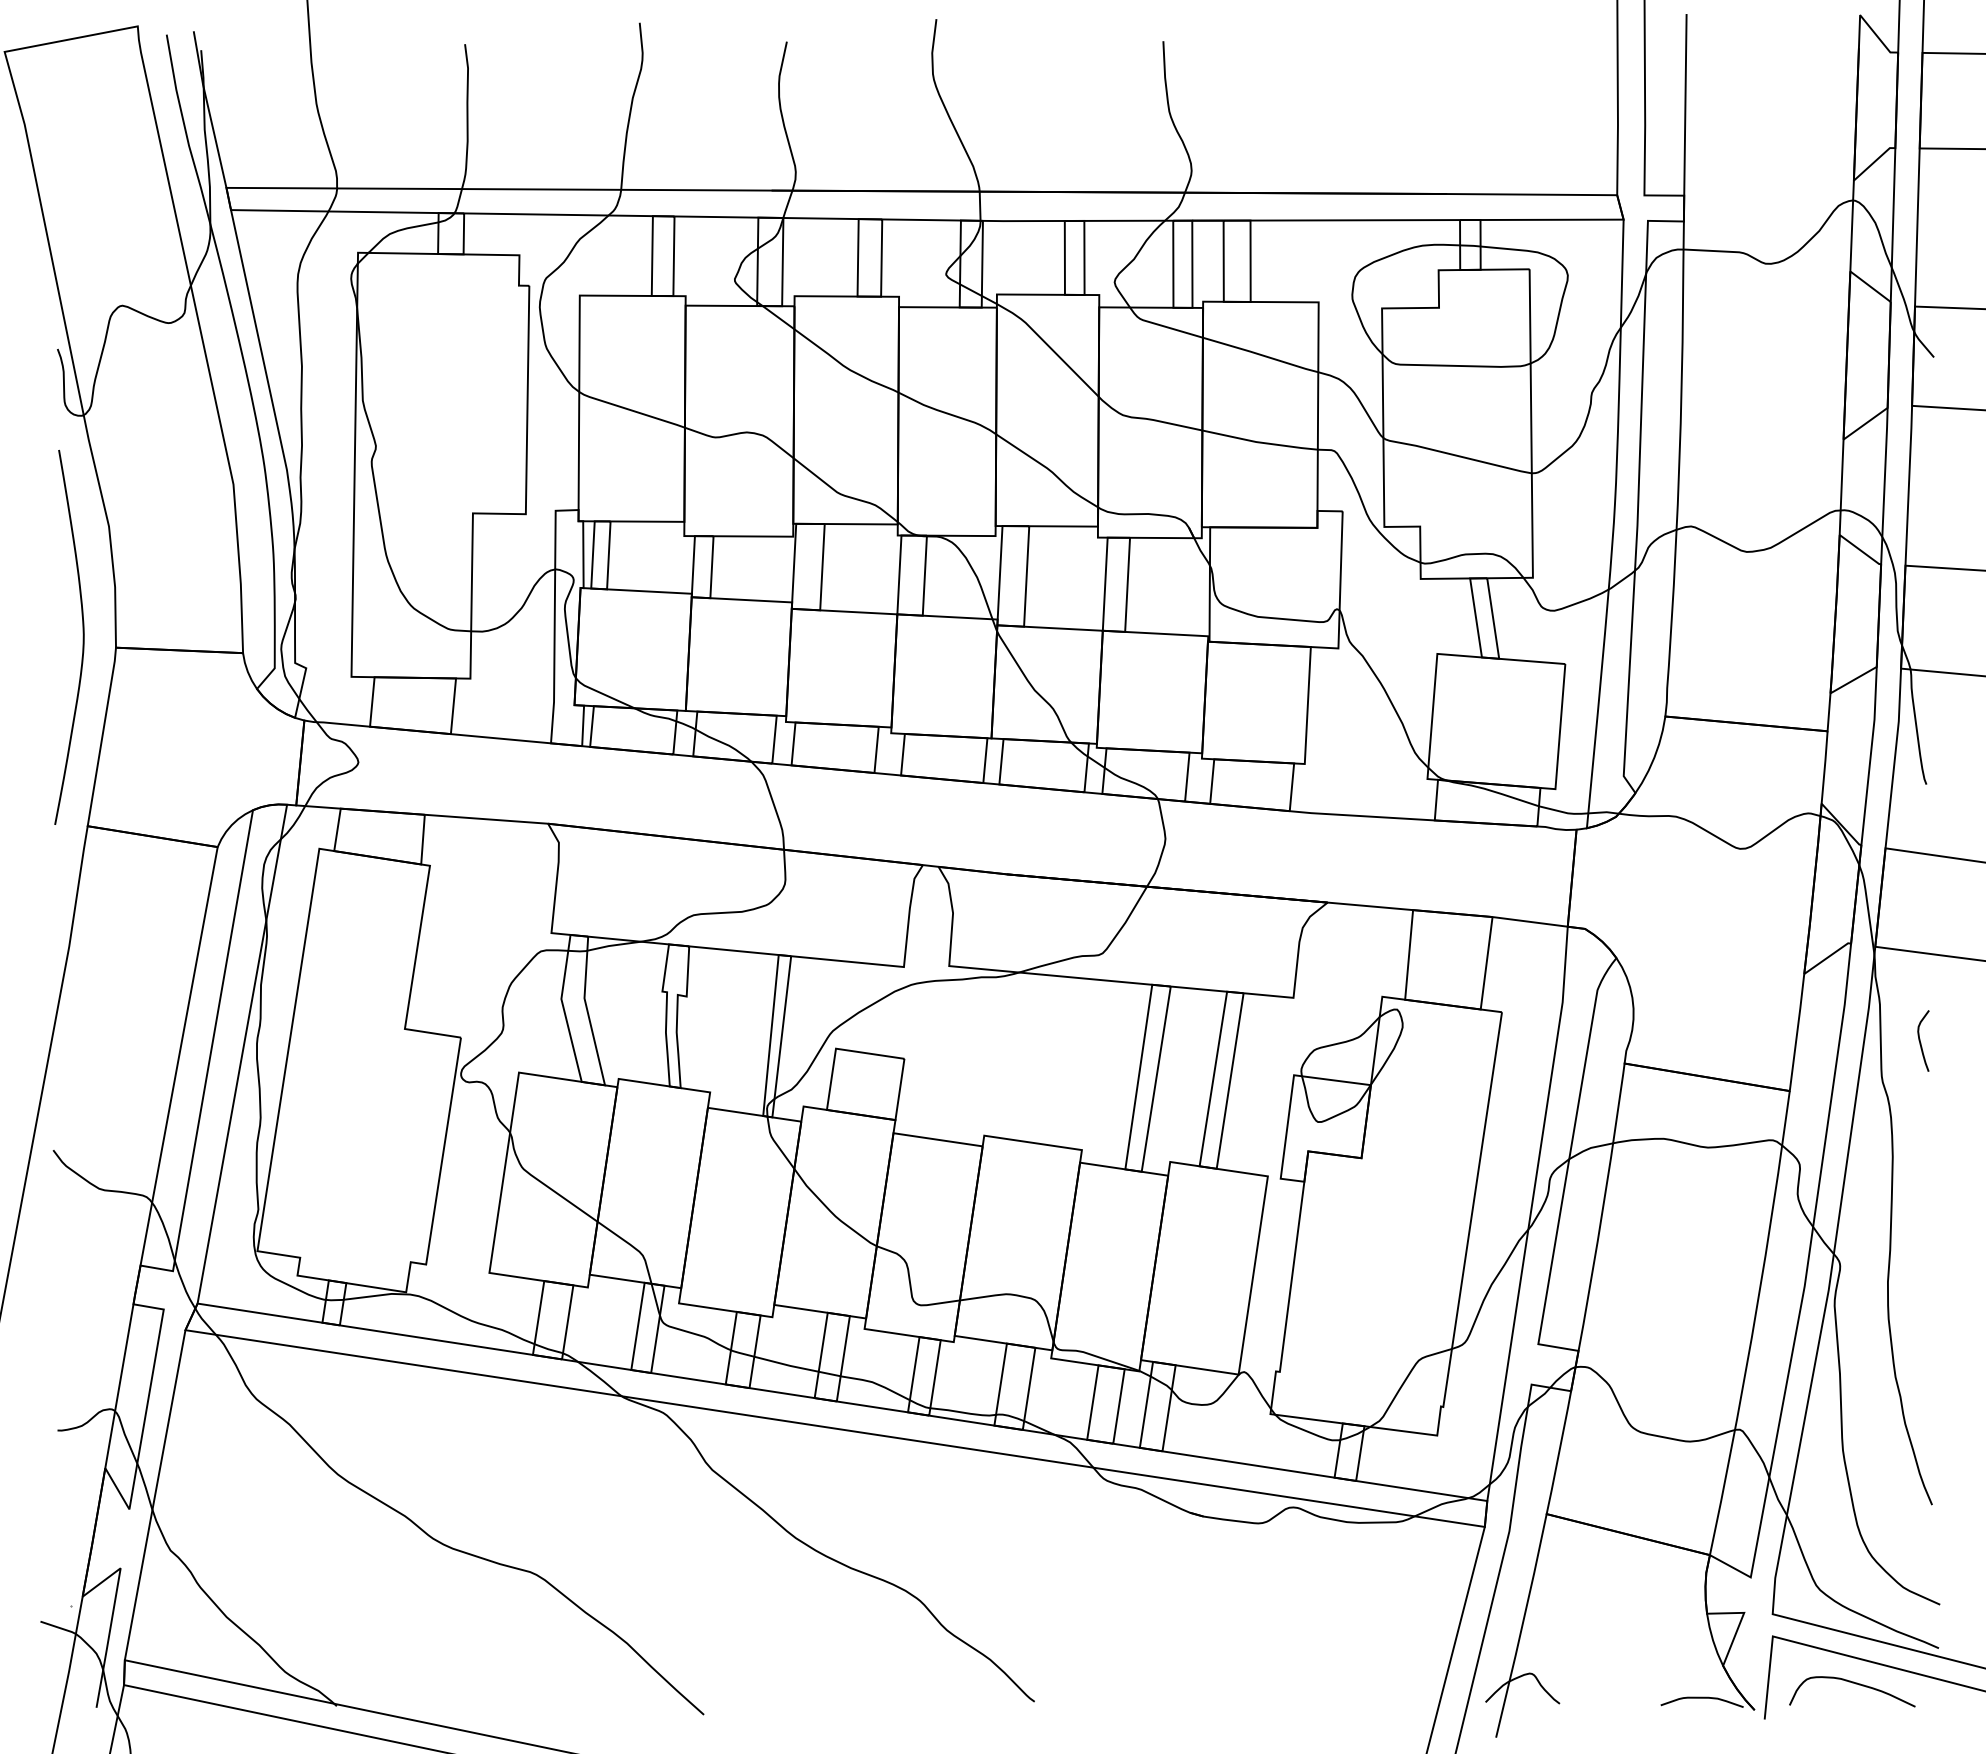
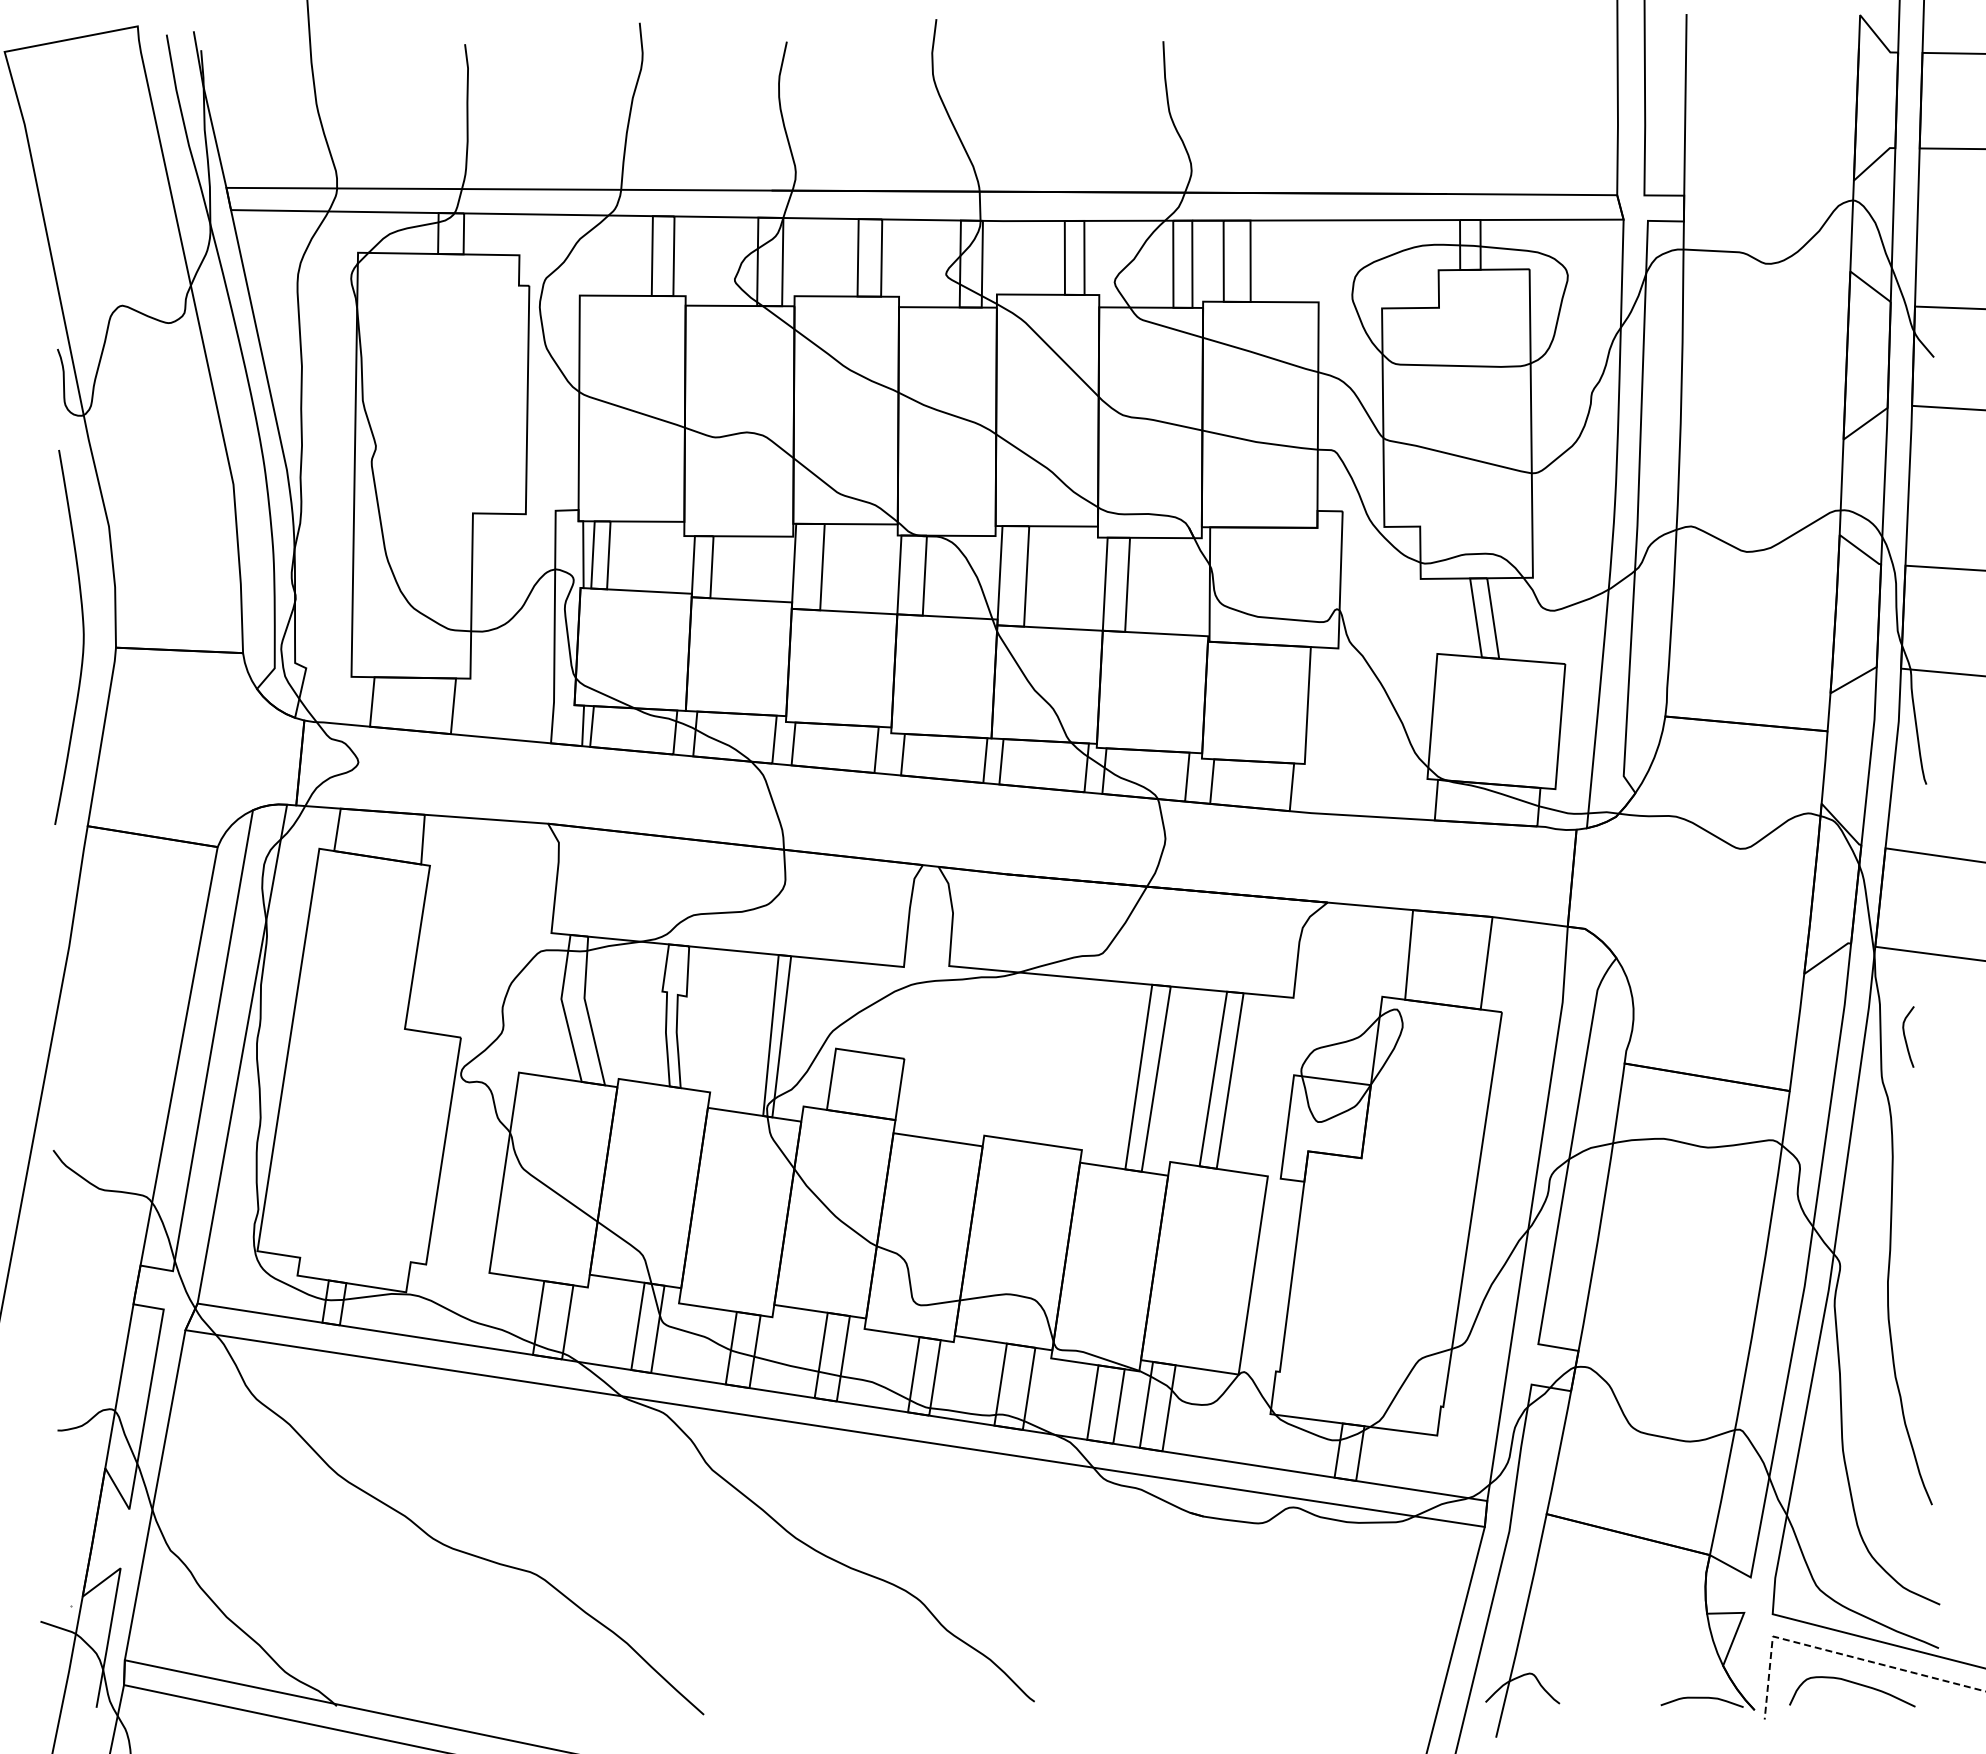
curve position: (1921, 1042) -> (1906, 1038) (1906, 1038)
line: solid -> dashed (1837, 1653)
